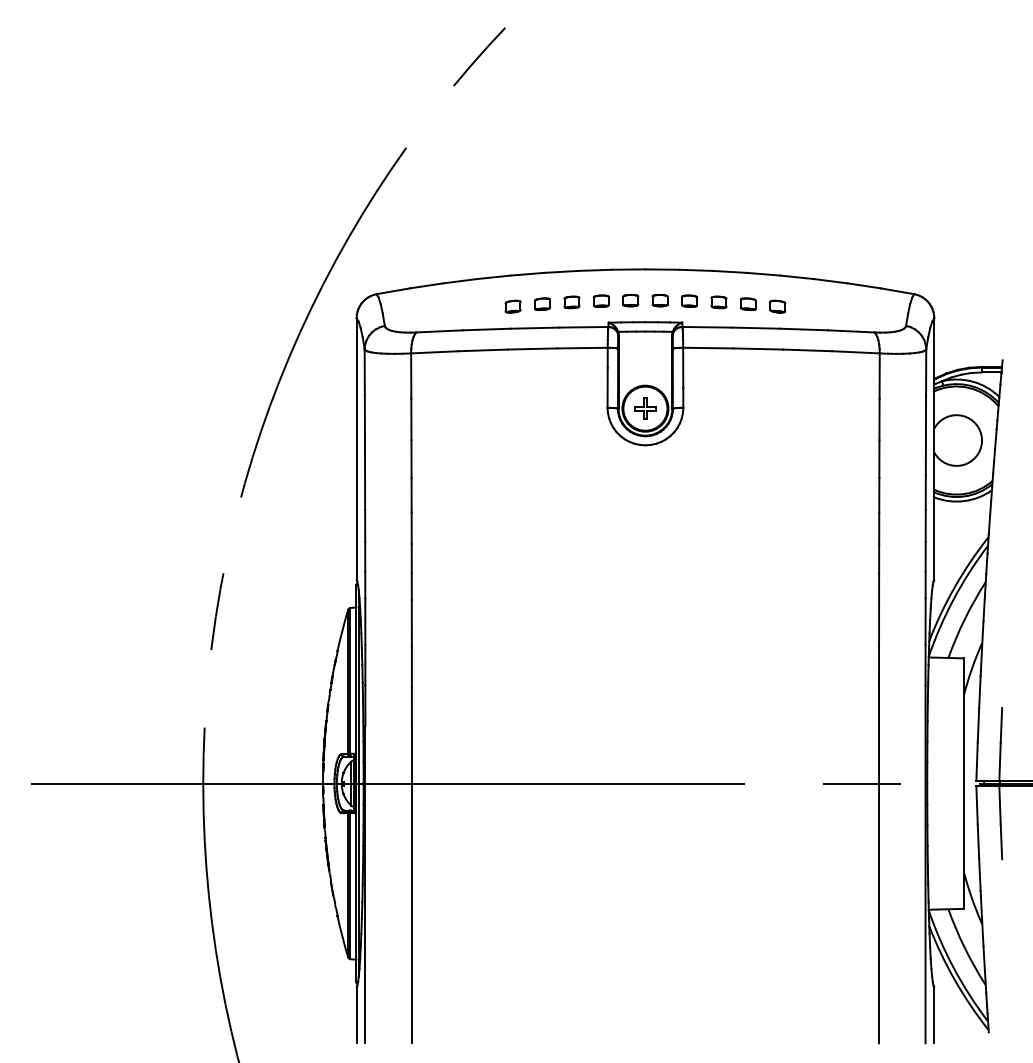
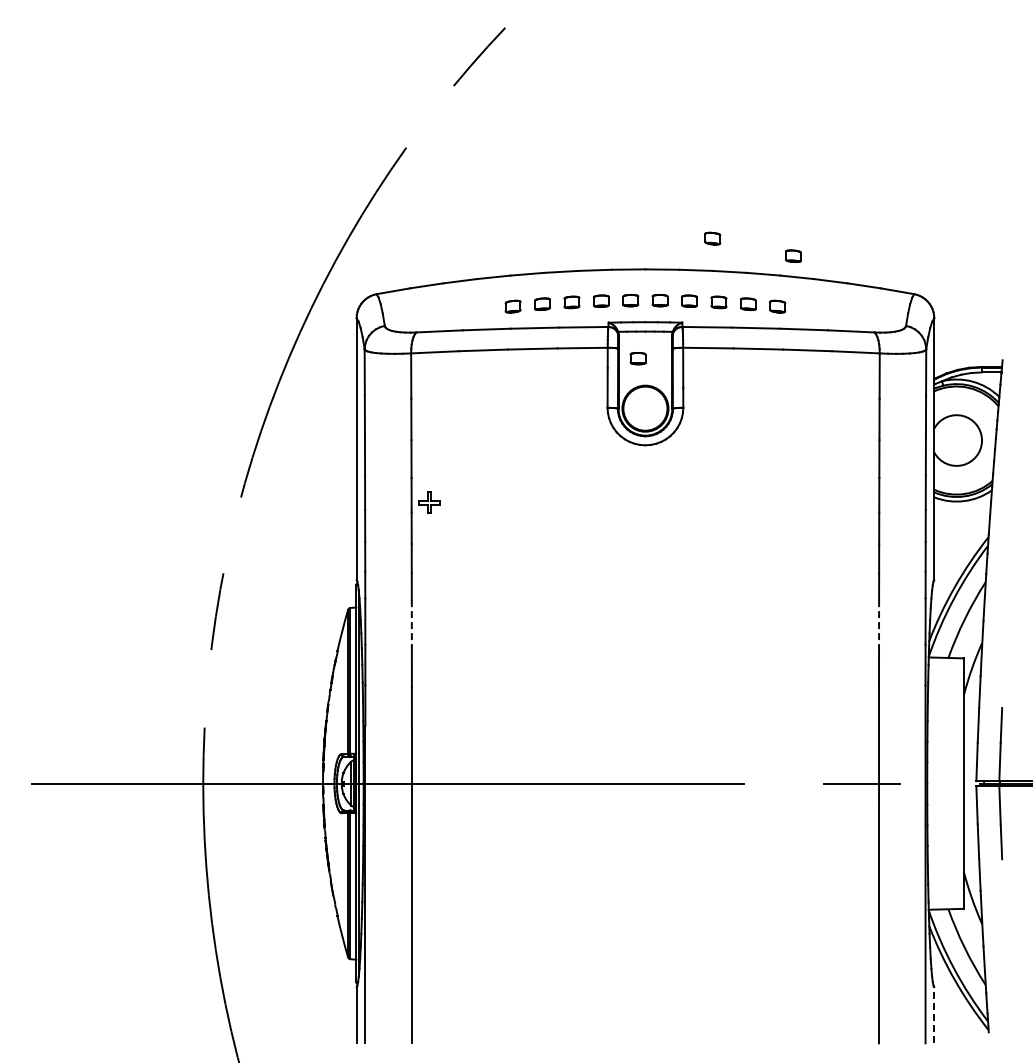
part: none -> present (712, 238)
part: none -> present (793, 255)
part: none -> present (637, 358)
part position: (645, 408) -> (429, 502) (429, 502)
line: solid -> dashed (411, 623)
line: solid -> dashed (879, 623)
line: solid -> dashed (934, 1014)
